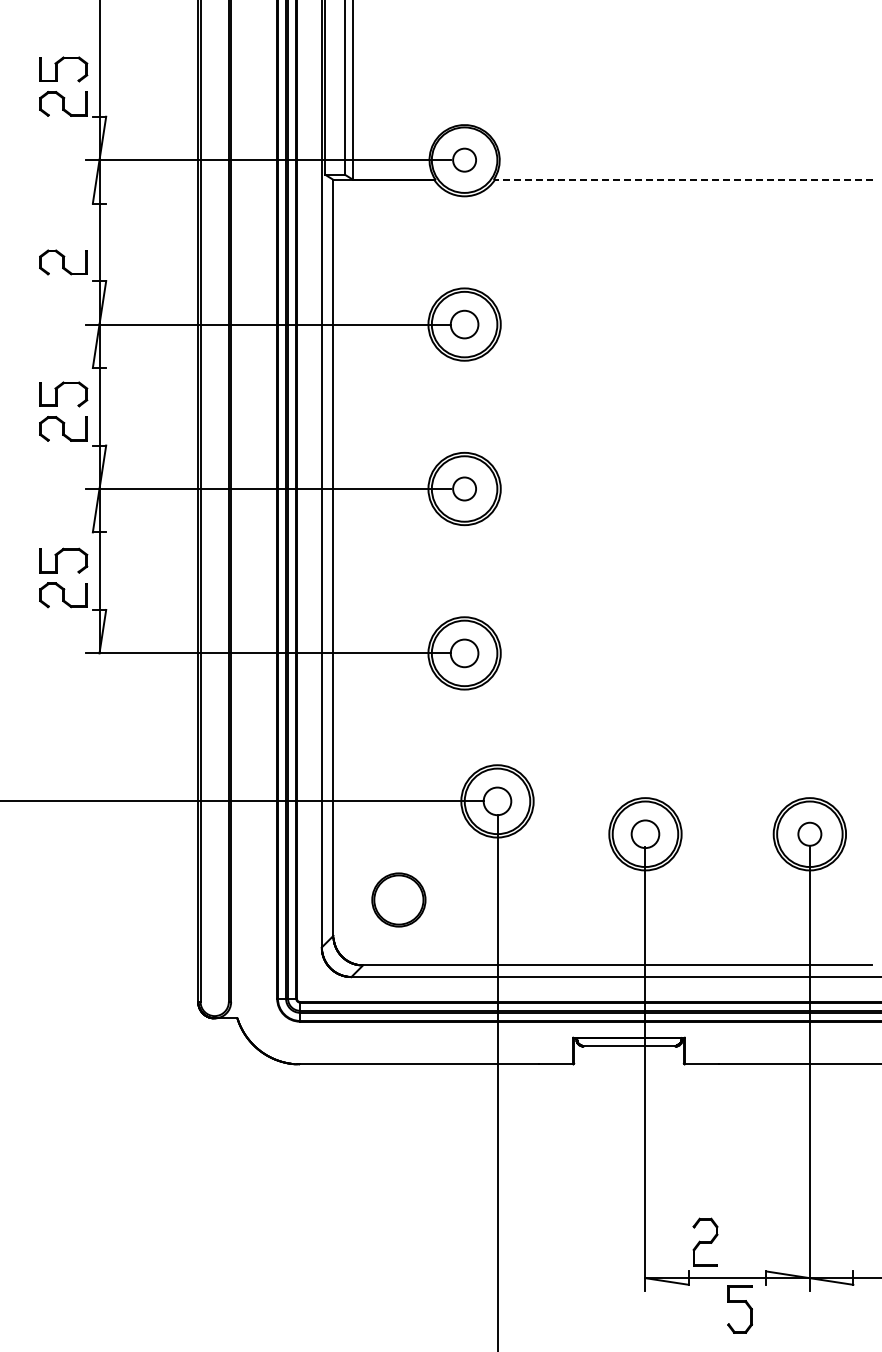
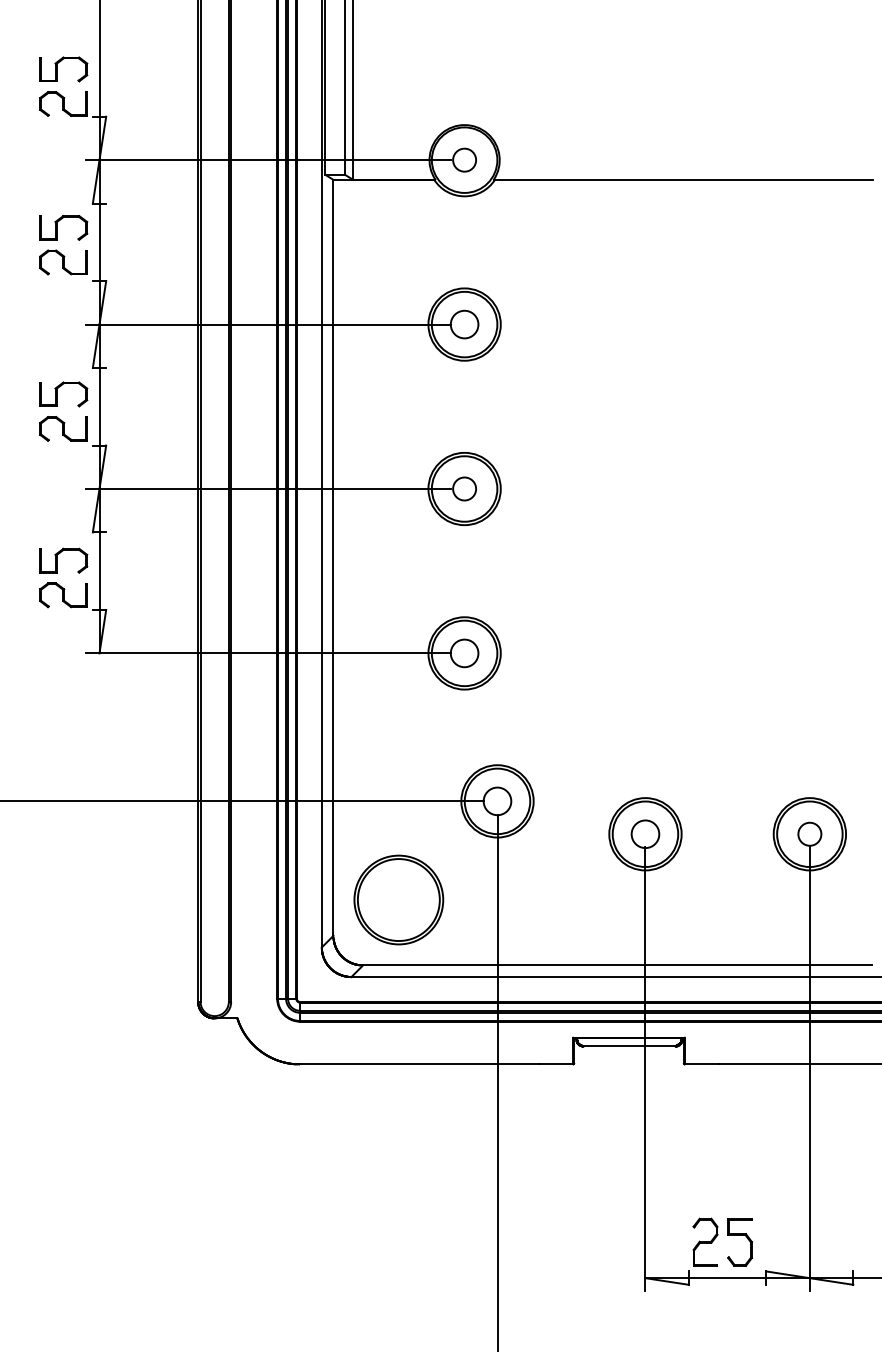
line: dashed -> solid (682, 179)
part: none -> present (63, 227)
part size: 56x56 px -> 92x92 px (398, 899)
part position: (739, 1302) -> (739, 1235) (739, 1235)
